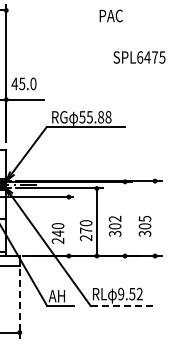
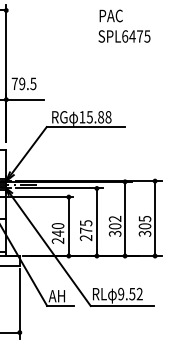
text position: (139, 57) -> (124, 36) (124, 36)
text: 45.0 -> 79.5 (23, 83)
text: 55.88 -> 15.88 (82, 117)
line: none -> present (125, 218)
line: none -> present (155, 218)
text: 270 -> 275 (85, 223)
line: none -> present (68, 226)
line: dashed -> solid (19, 304)
line: dashed -> solid (122, 305)
